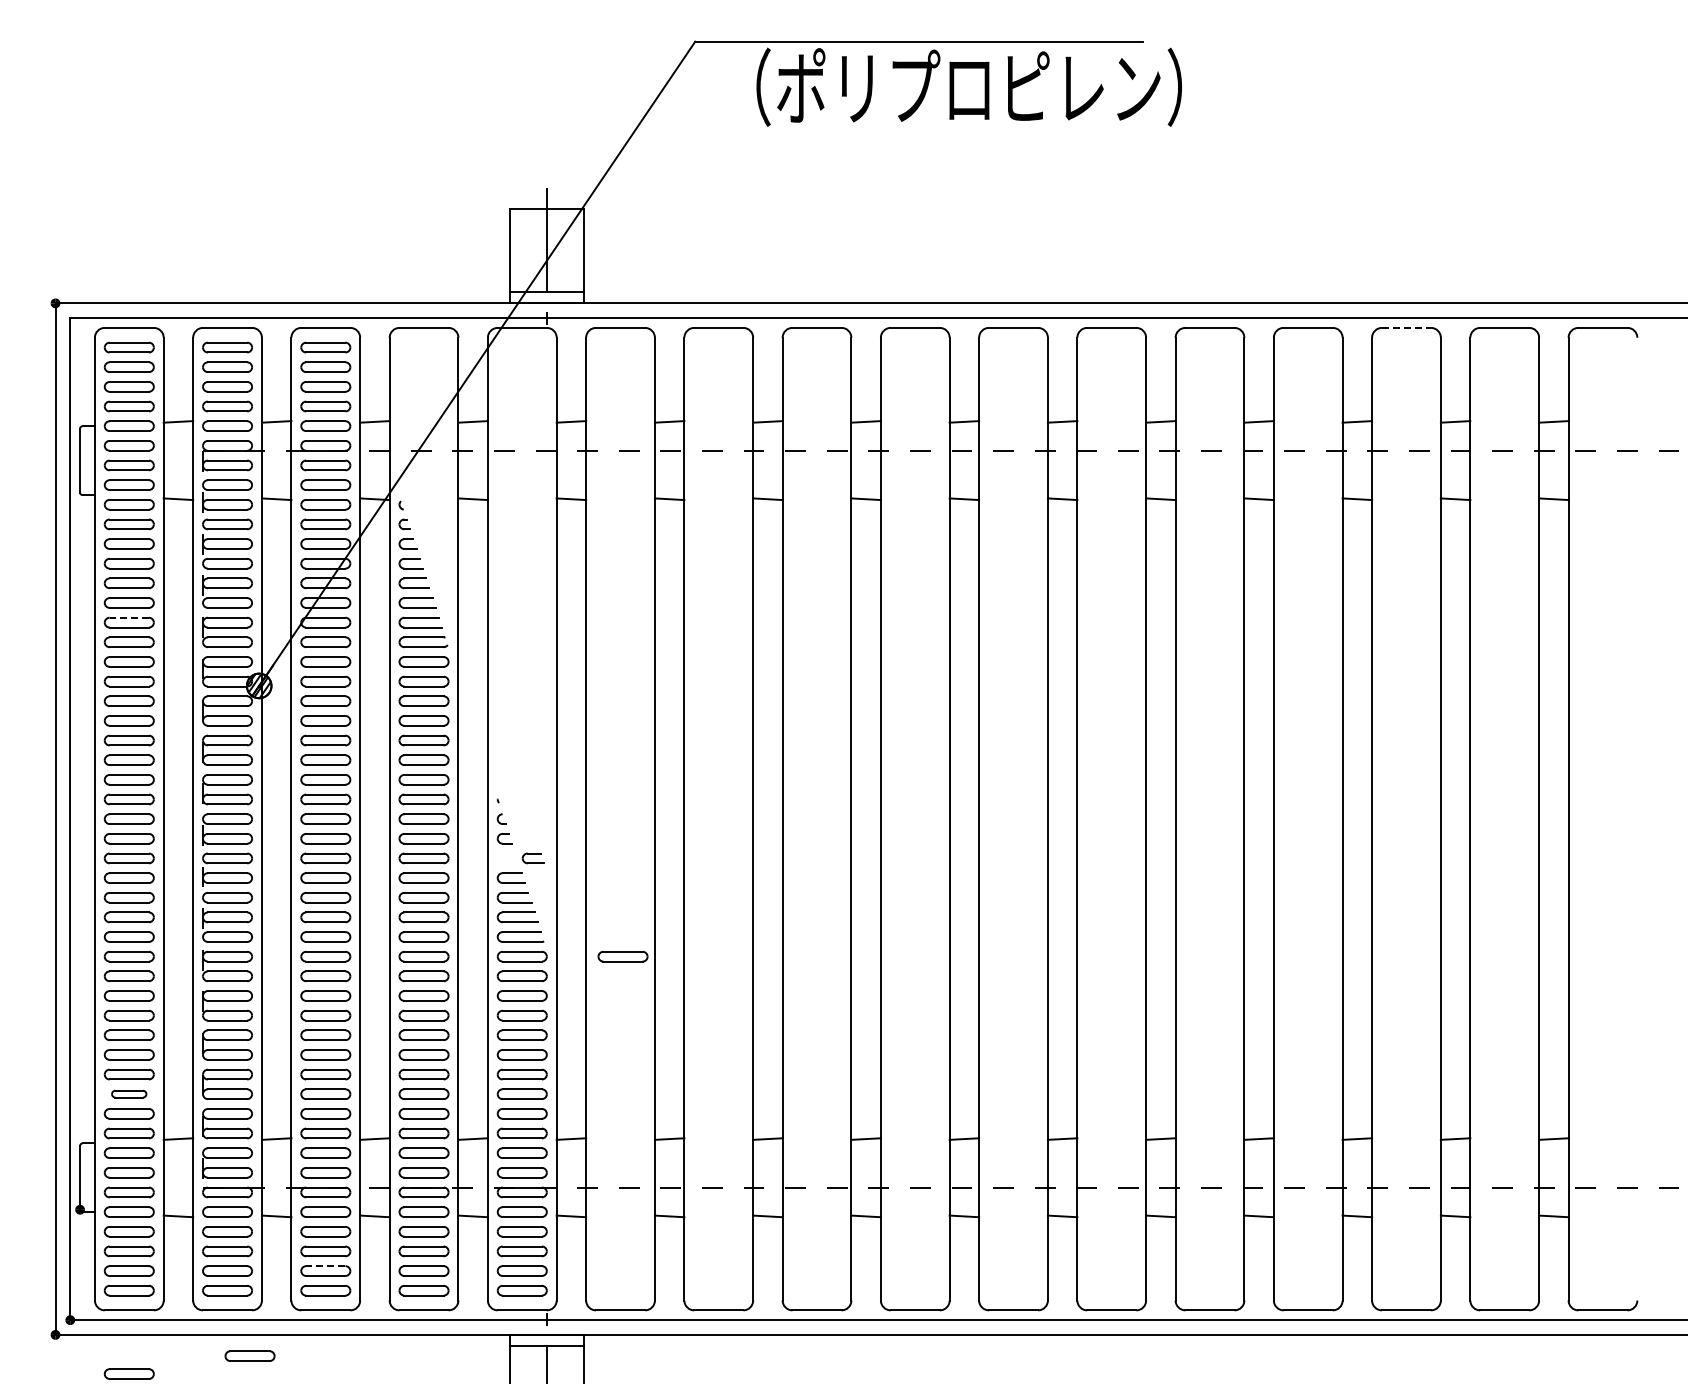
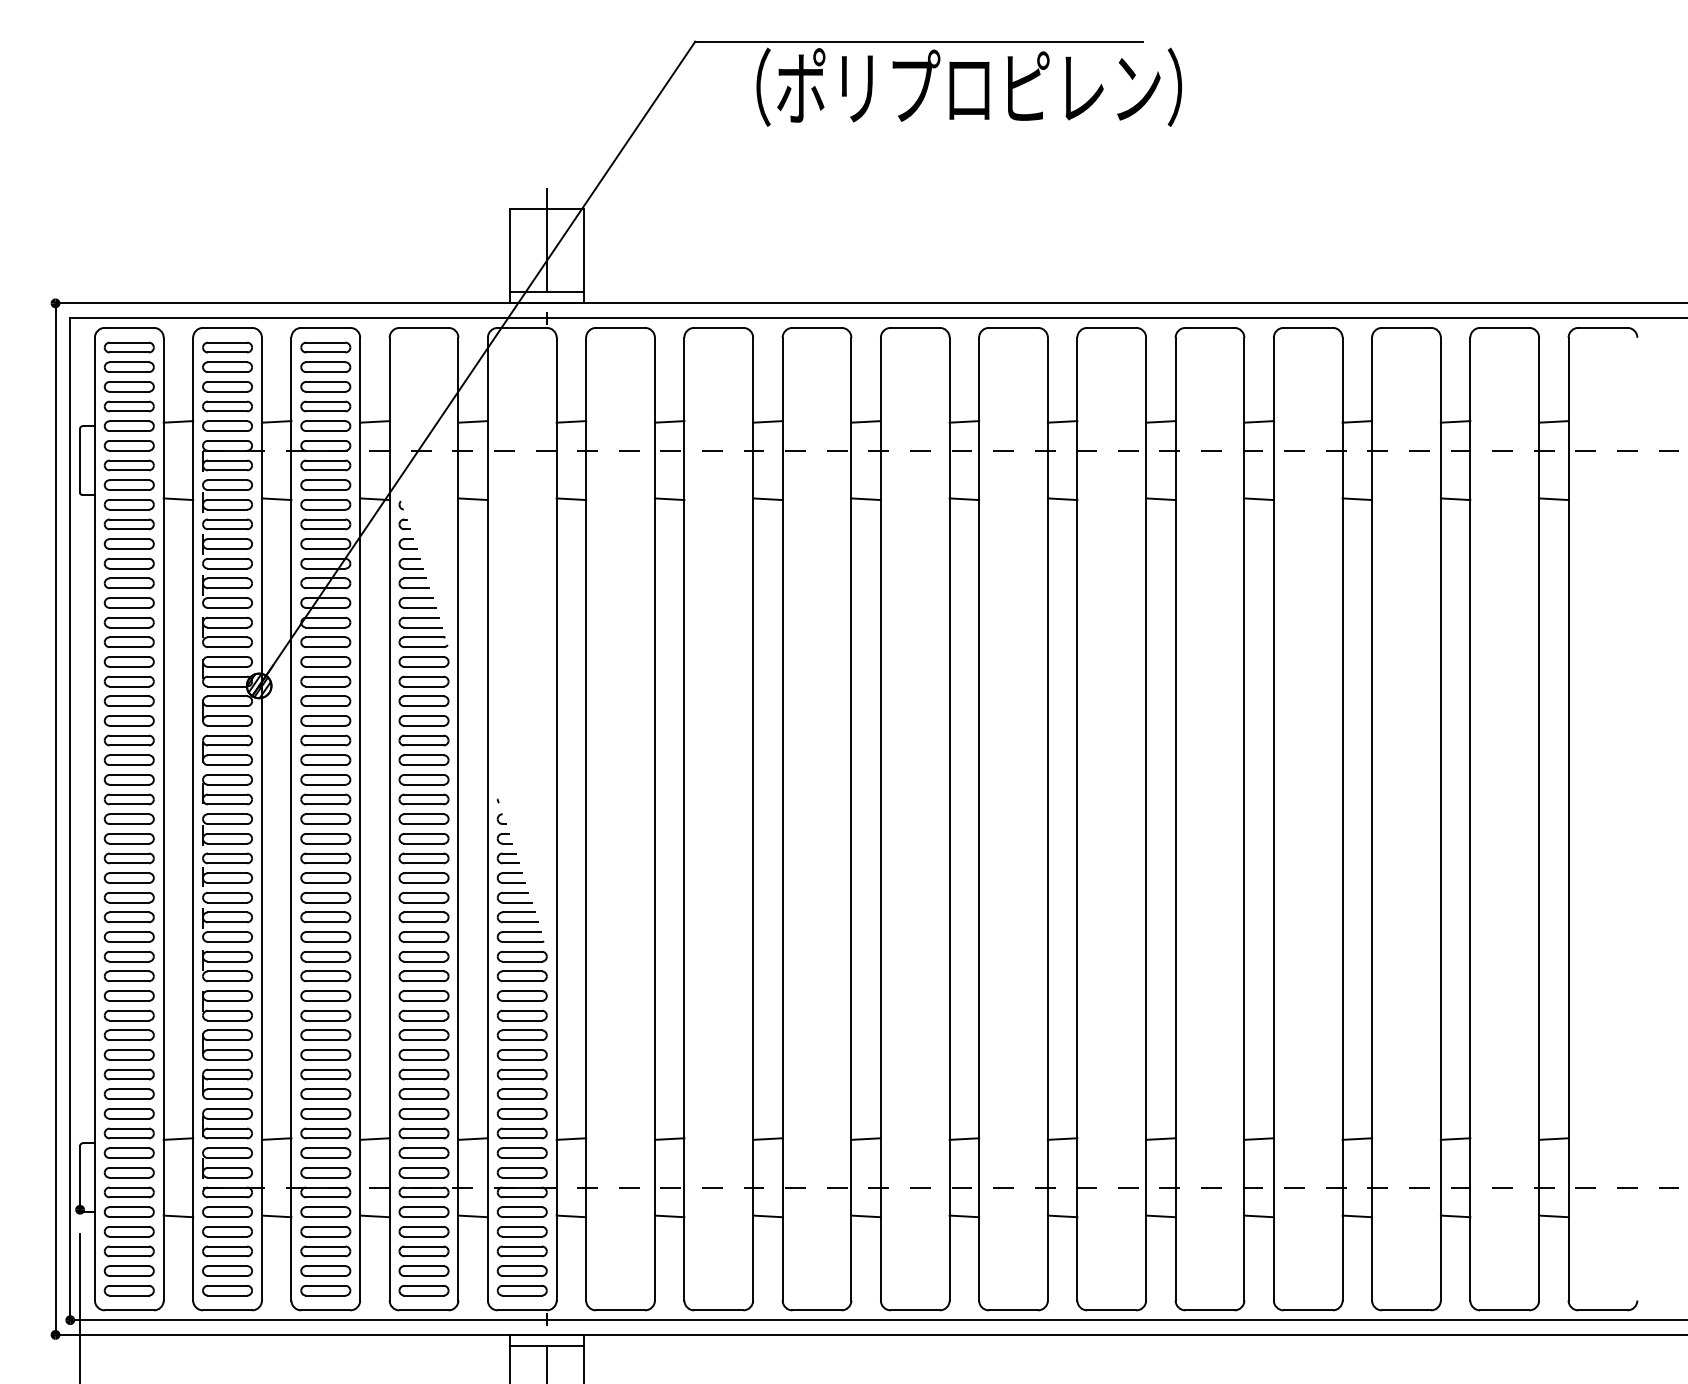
line: dashed -> solid (1406, 327)
line: dashed -> solid (129, 617)
part position: (532, 858) -> (507, 858) (507, 858)
part: present -> none (622, 956)
part size: 37x10 px -> 52x12 px (128, 1093)
line: dashed -> solid (325, 1266)
line: none -> present (80, 1307)
part: present -> none (249, 1355)
part: present -> none (128, 1373)
